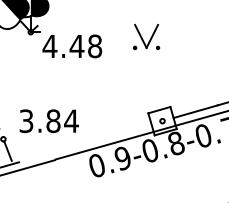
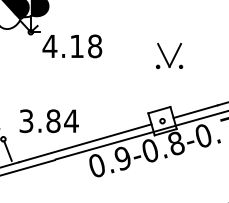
part position: (146, 36) -> (169, 55) (169, 55)
text: 4.48 -> 4.18 (76, 46)
line: none -> present (85, 143)
